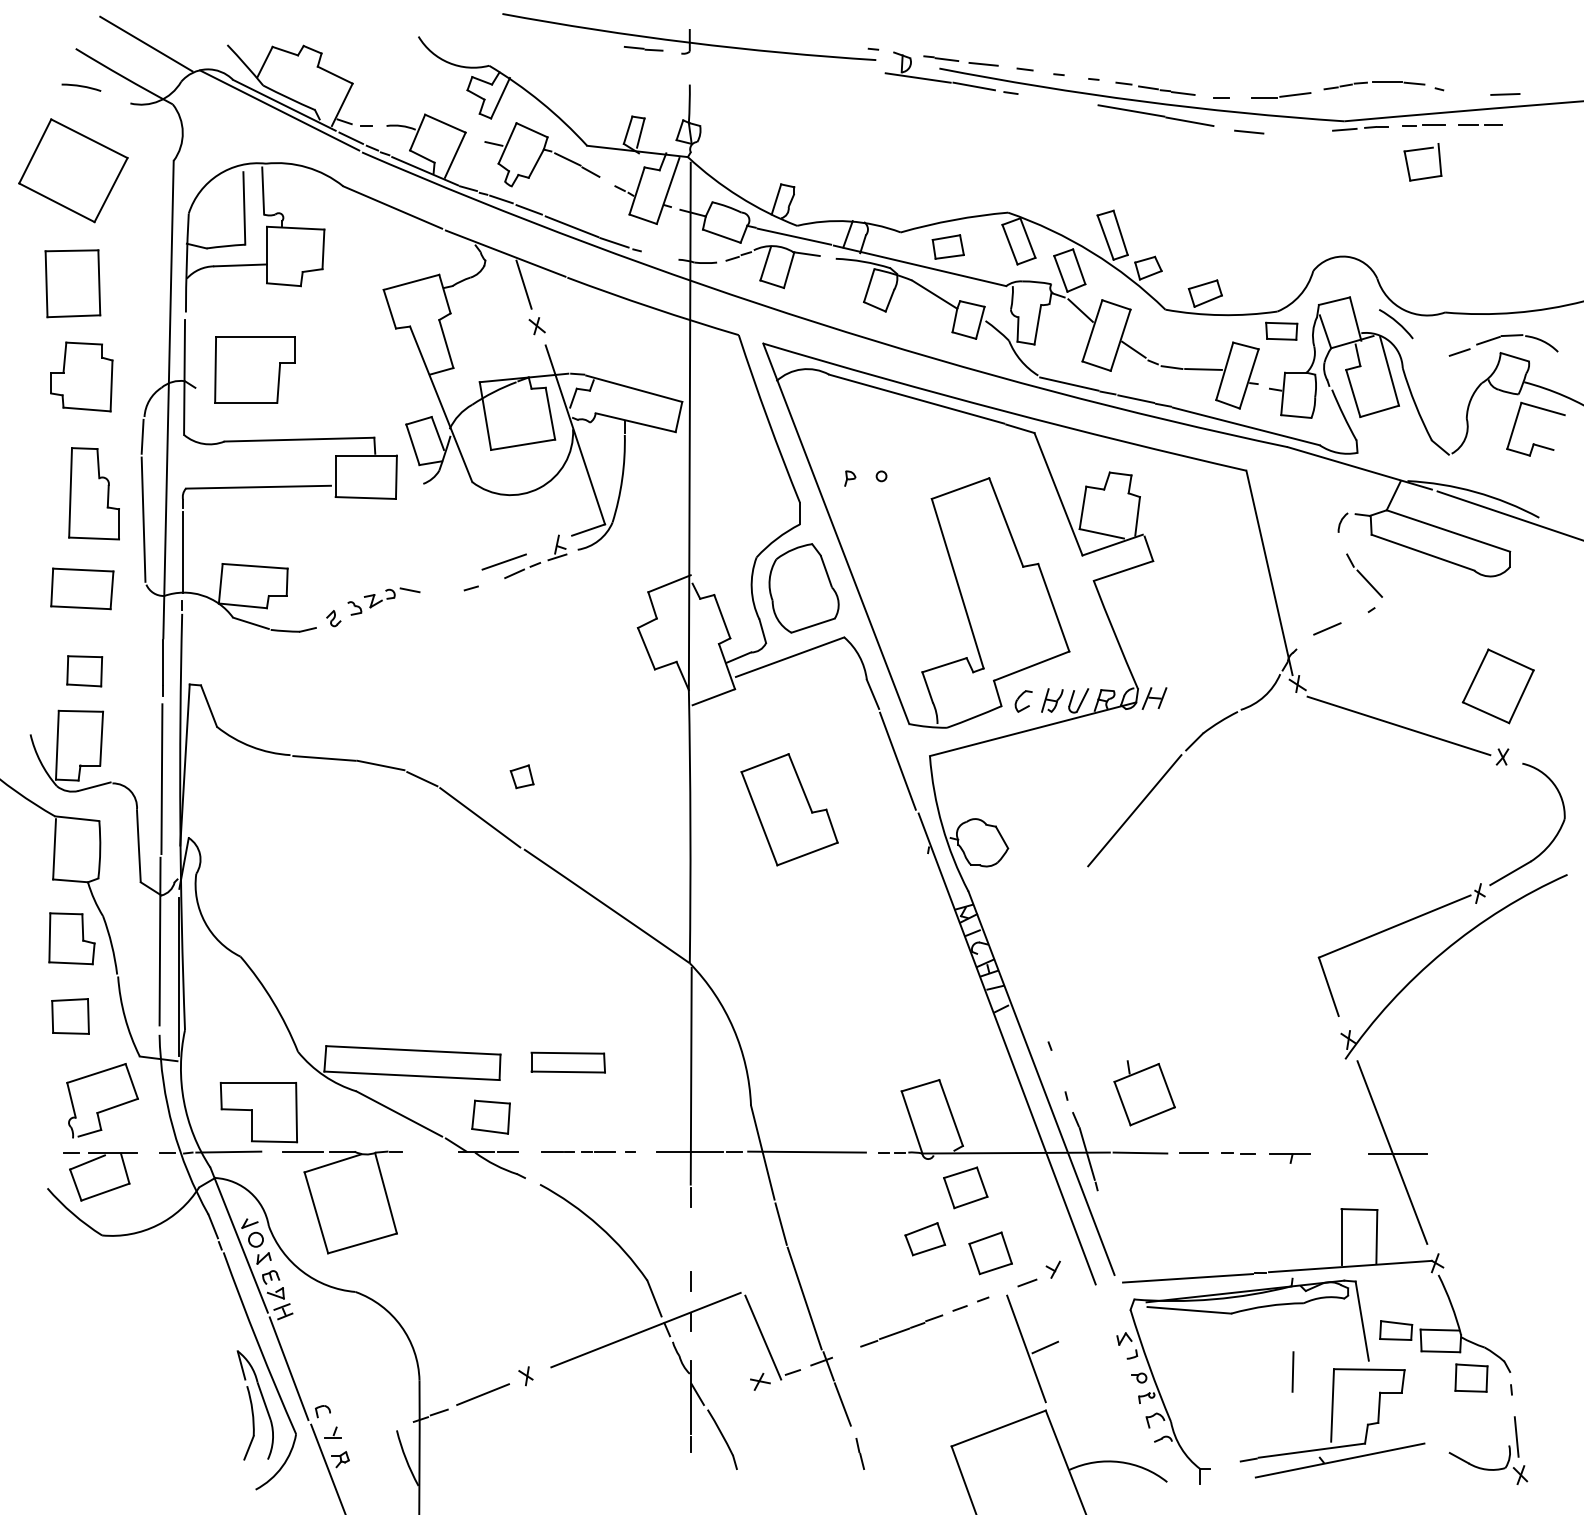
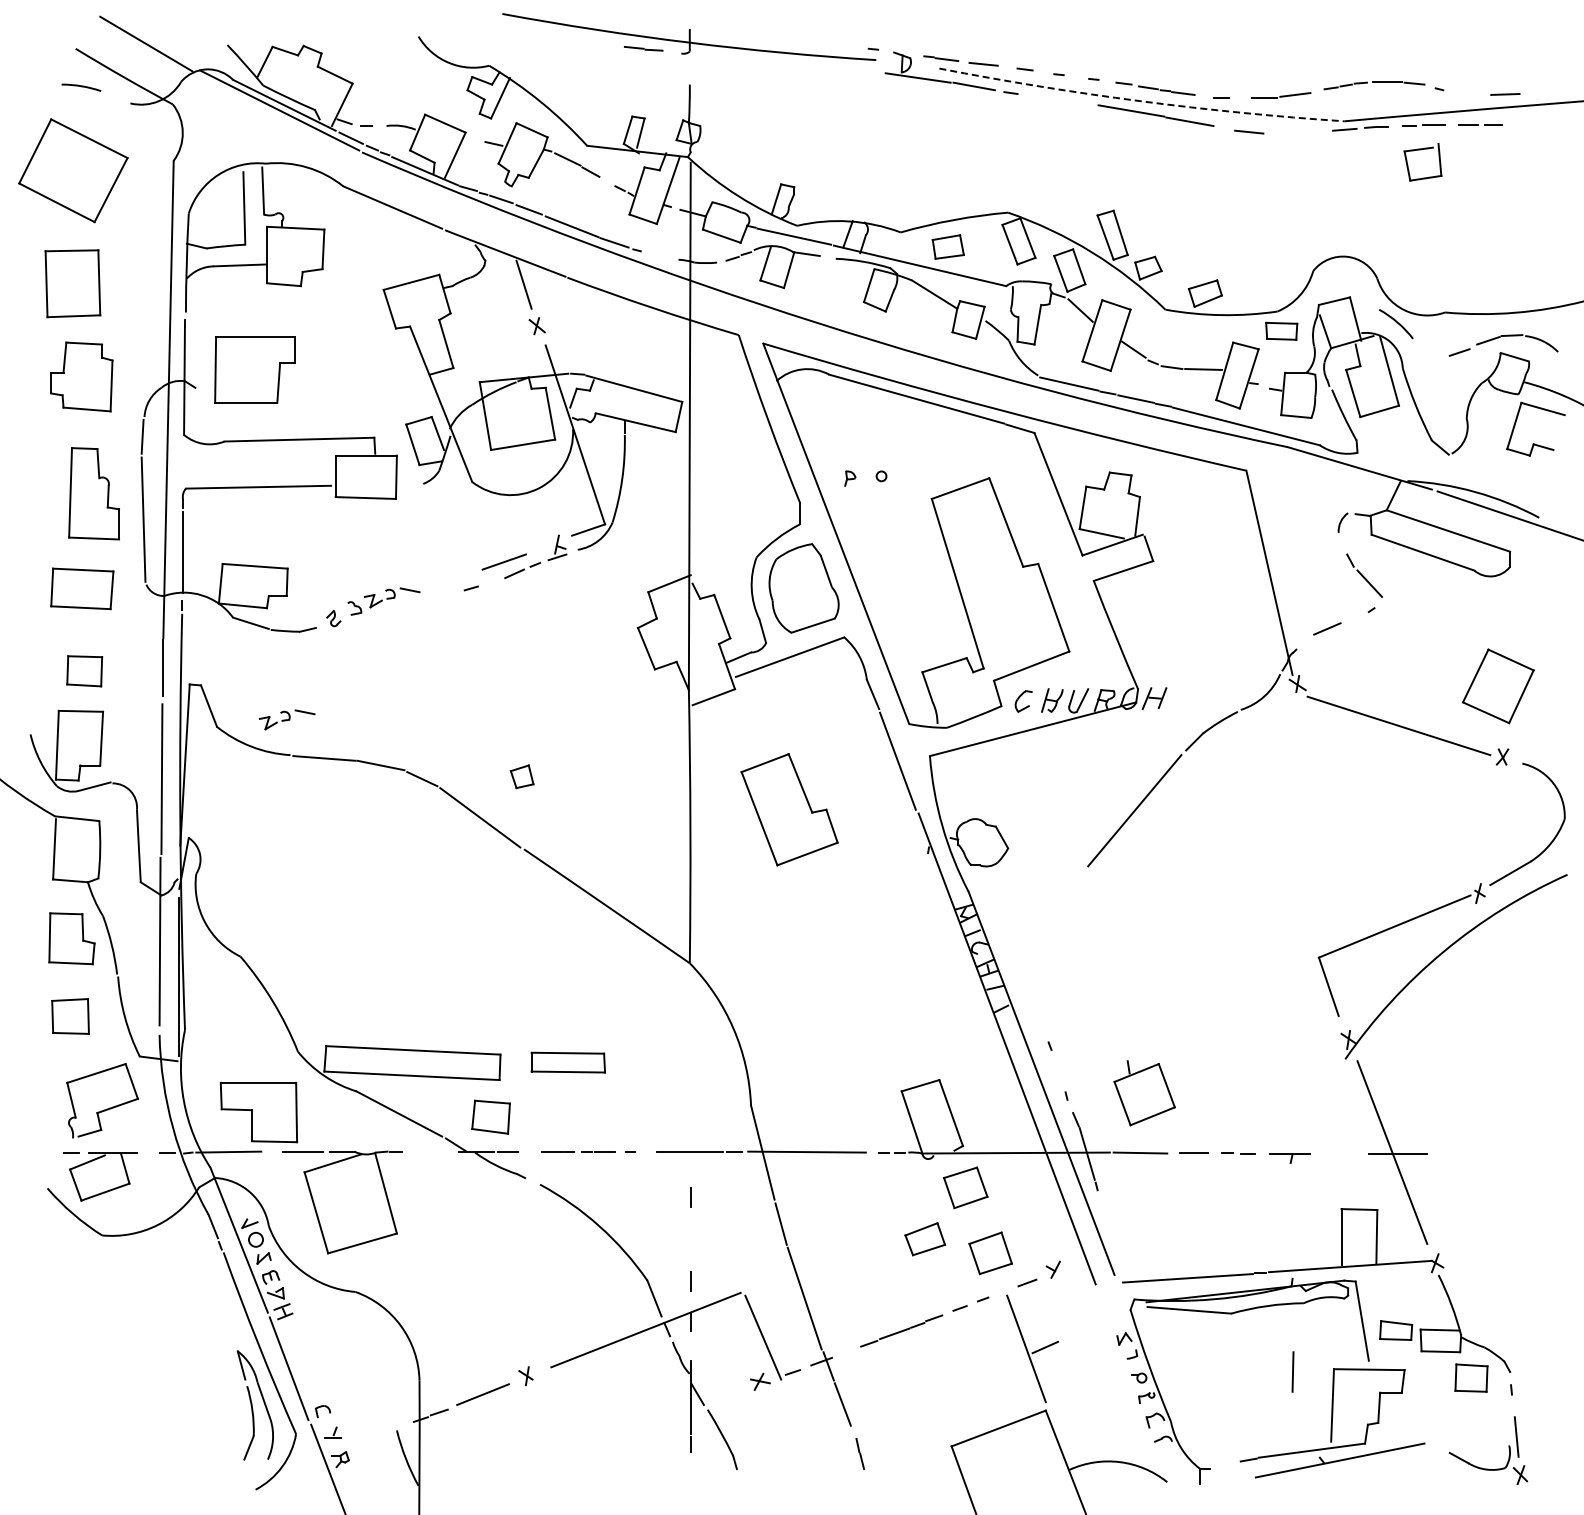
arc: solid -> dashed (1141, 101)
part: none -> present (286, 719)
line: present -> none (690, 1075)
